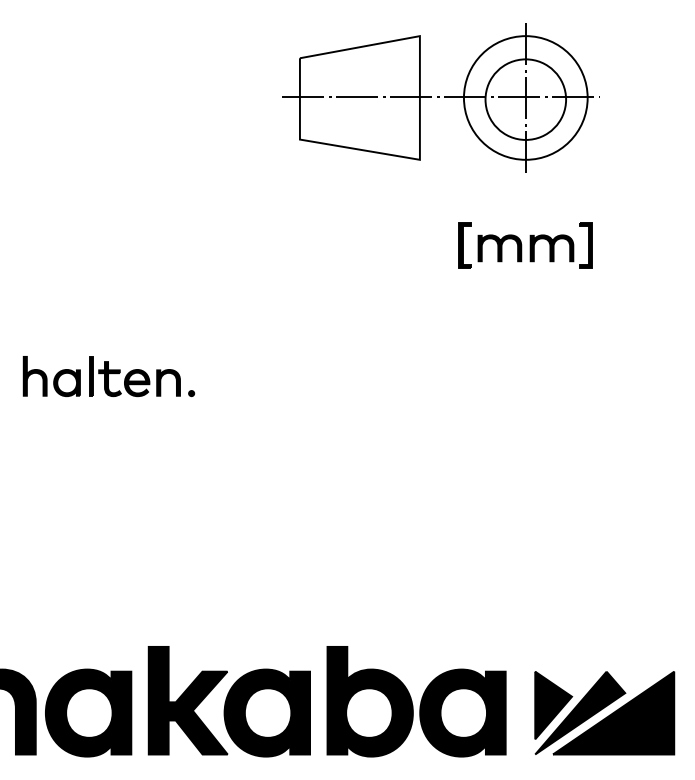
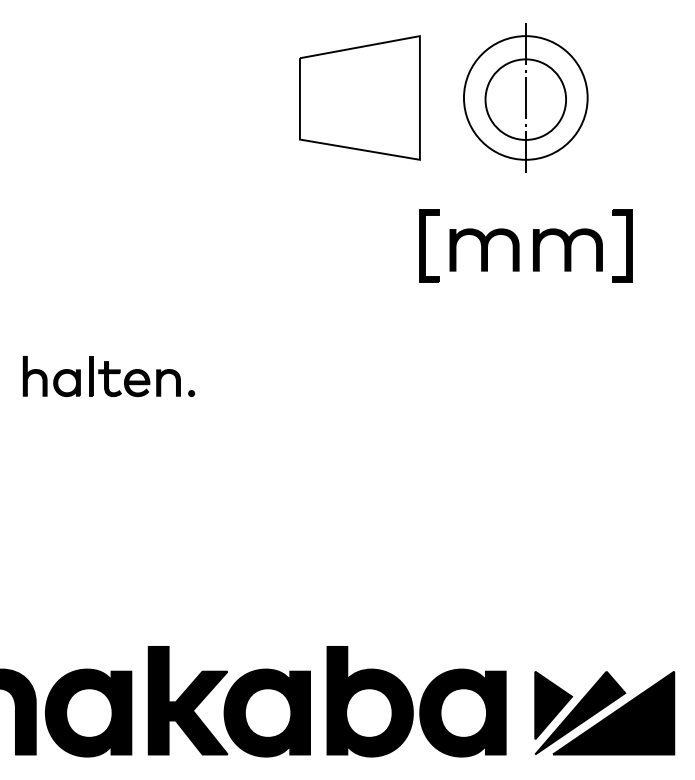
line: present -> none (441, 97)
part size: 135x47 px -> 214x74 px (525, 245)
